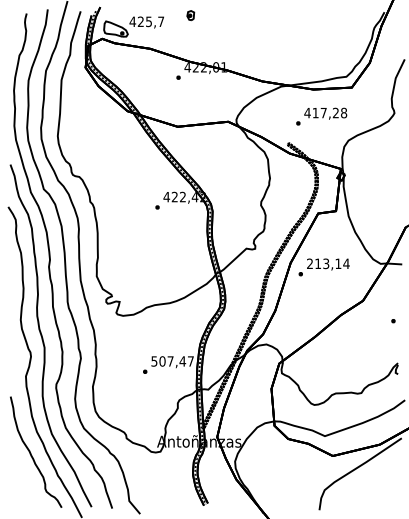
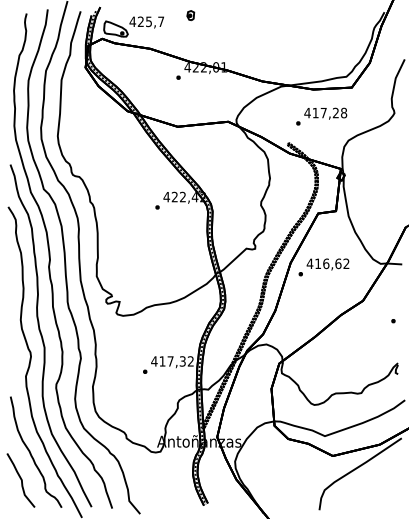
text: 213,14 -> 416,62 (327, 263)
text: 507,47 -> 417,32 (172, 361)
curve: none -> present (20, 480)
